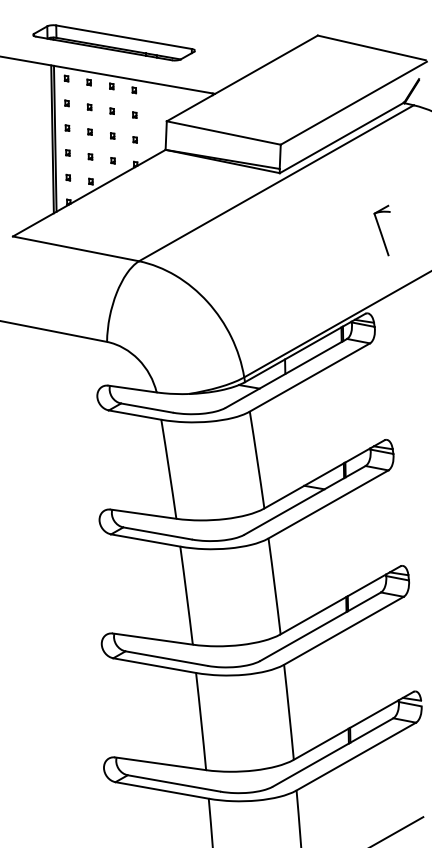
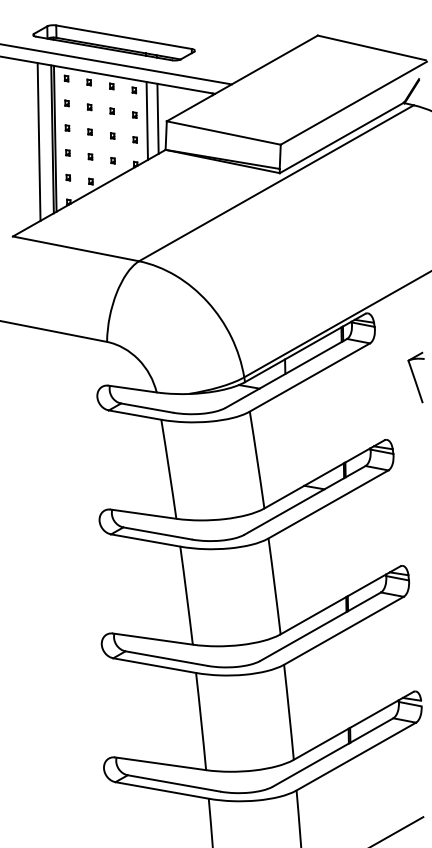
line: none -> present (116, 64)
line: none -> present (157, 118)
line: none -> present (146, 120)
line: none -> present (38, 141)
part position: (381, 230) -> (415, 377) (415, 377)
